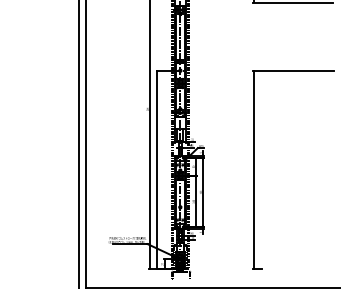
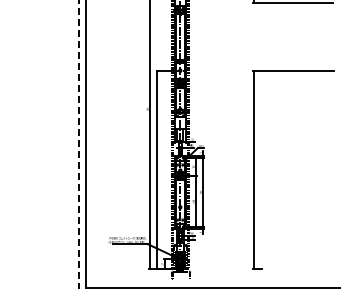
line: solid -> dashed (78, 144)
